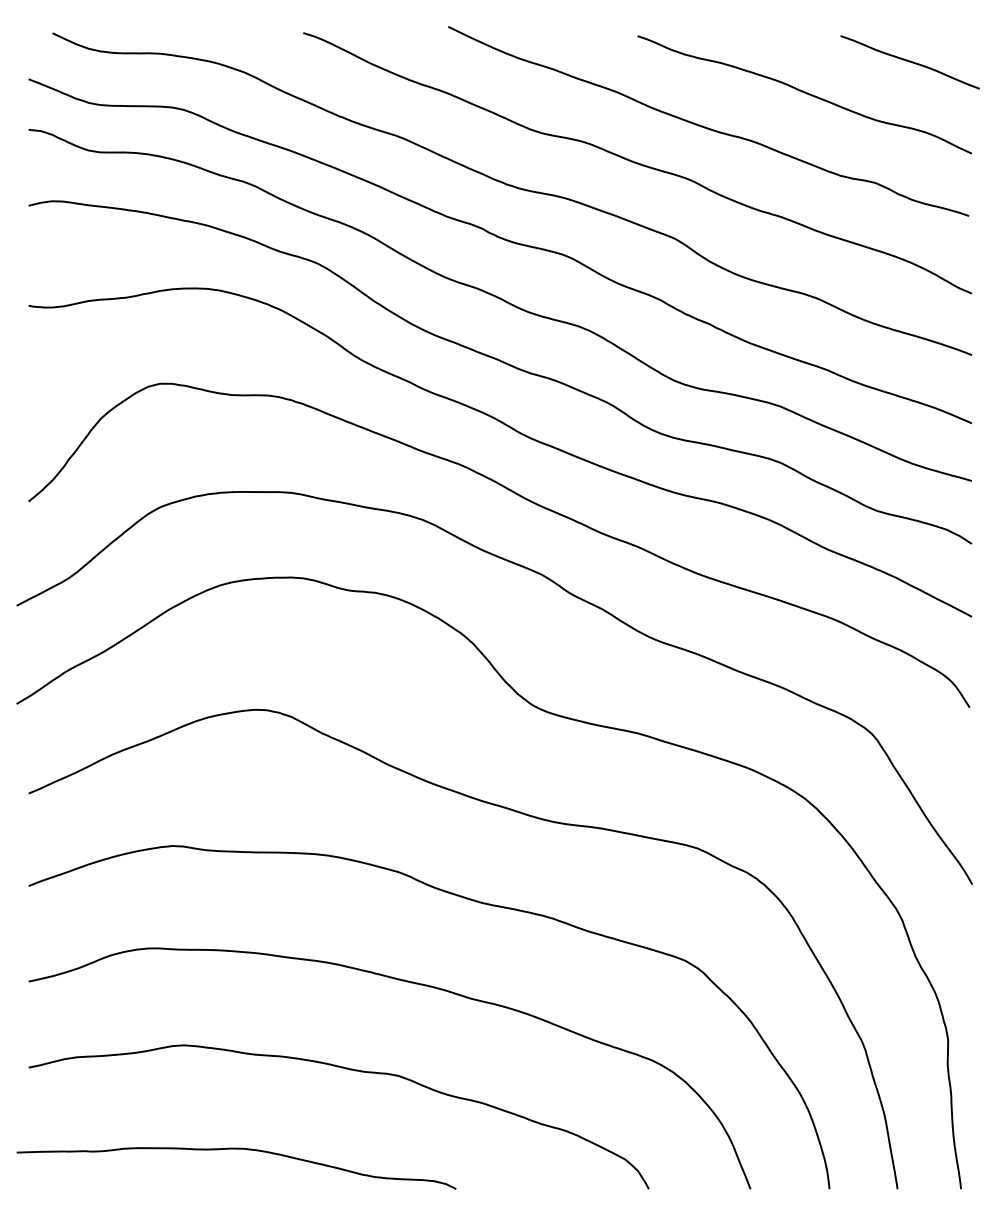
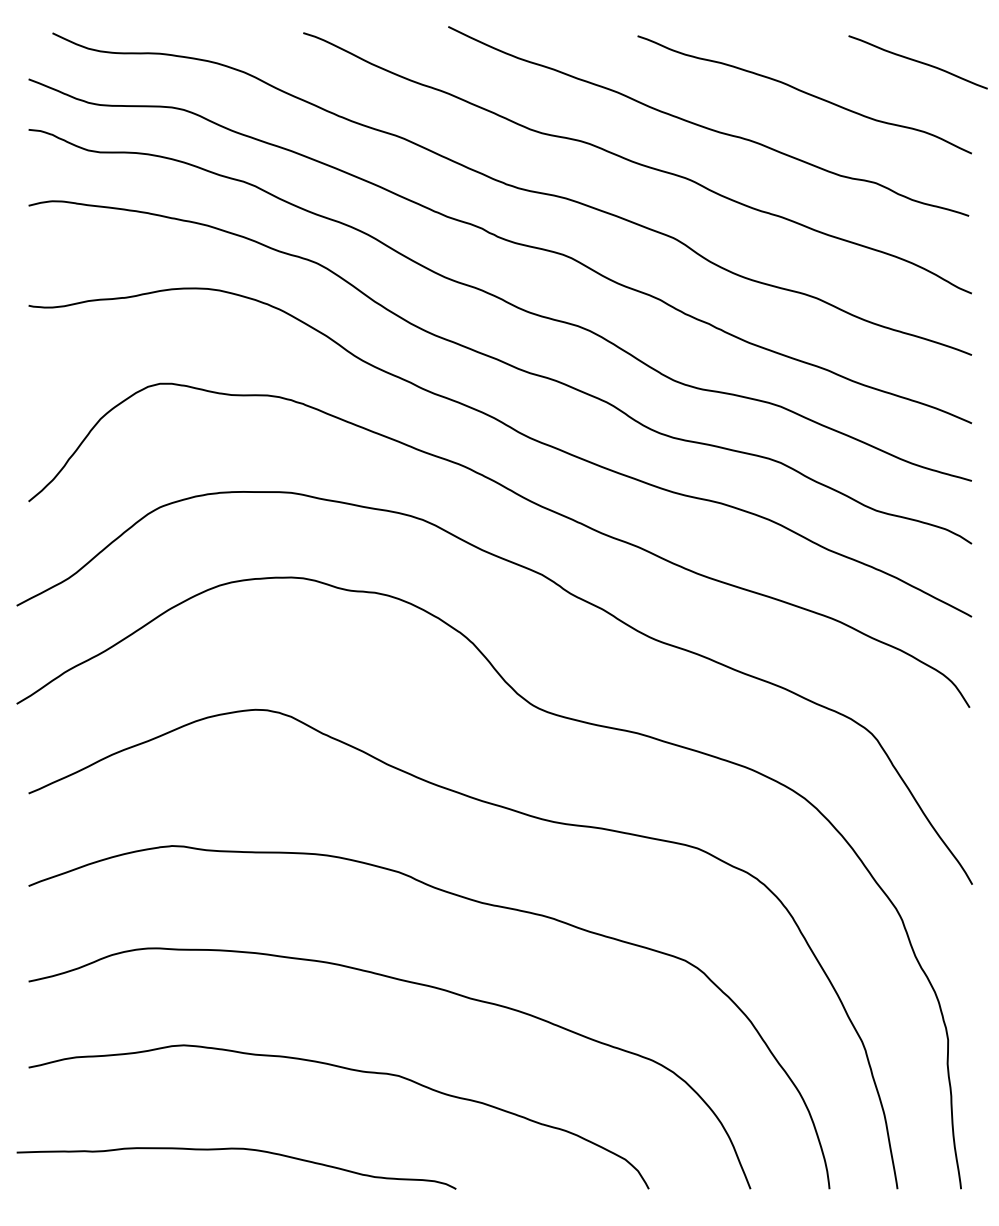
curve position: (909, 62) -> (917, 62) (917, 62)
